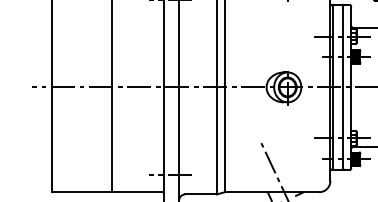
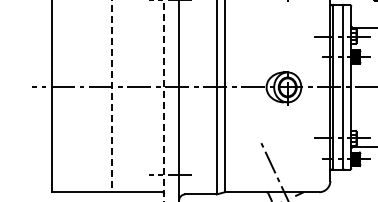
line: solid -> dashed (111, 96)
line: solid -> dashed (164, 101)
